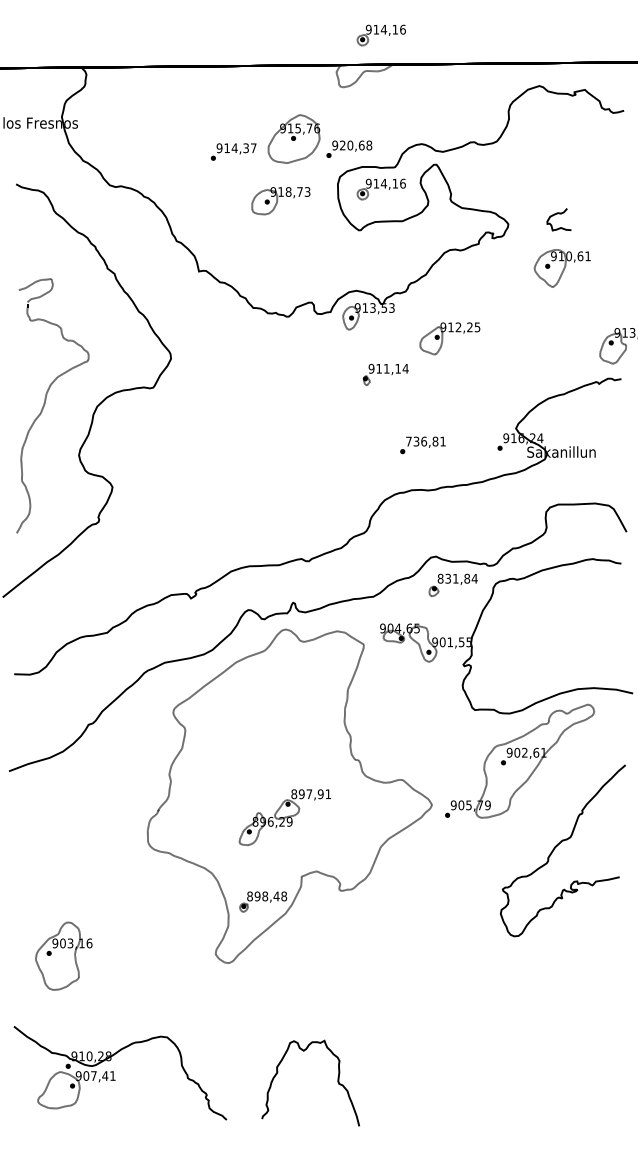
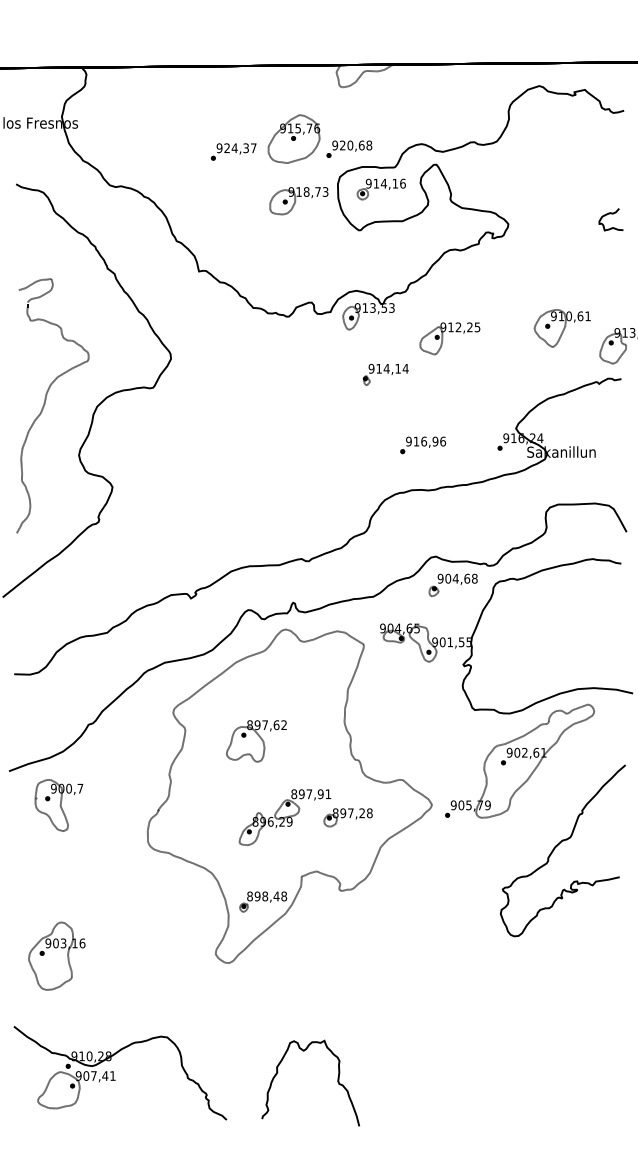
part: present -> none (380, 35)
text: 914,37 -> 924,37 (226, 147)
part position: (280, 201) -> (298, 201) (298, 201)
curve position: (558, 214) -> (610, 214) (610, 214)
part position: (561, 268) -> (561, 328) (561, 328)
text: 911,14 -> 914,14 (386, 368)
text: 736,81 -> 916,96 (426, 441)
text: 831,84 -> 904,68 (457, 578)
part: none -> present (256, 741)
part: none -> present (58, 805)
part: none -> present (347, 817)
part position: (63, 955) -> (56, 955) (56, 955)
